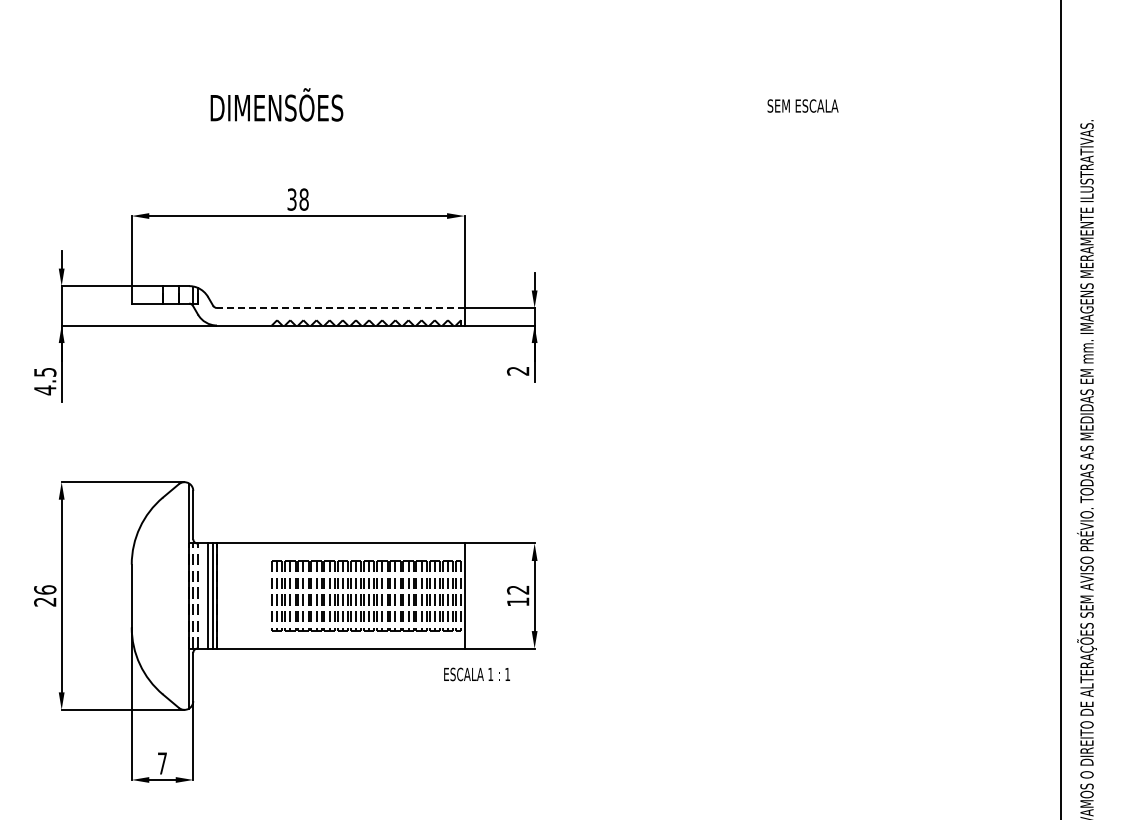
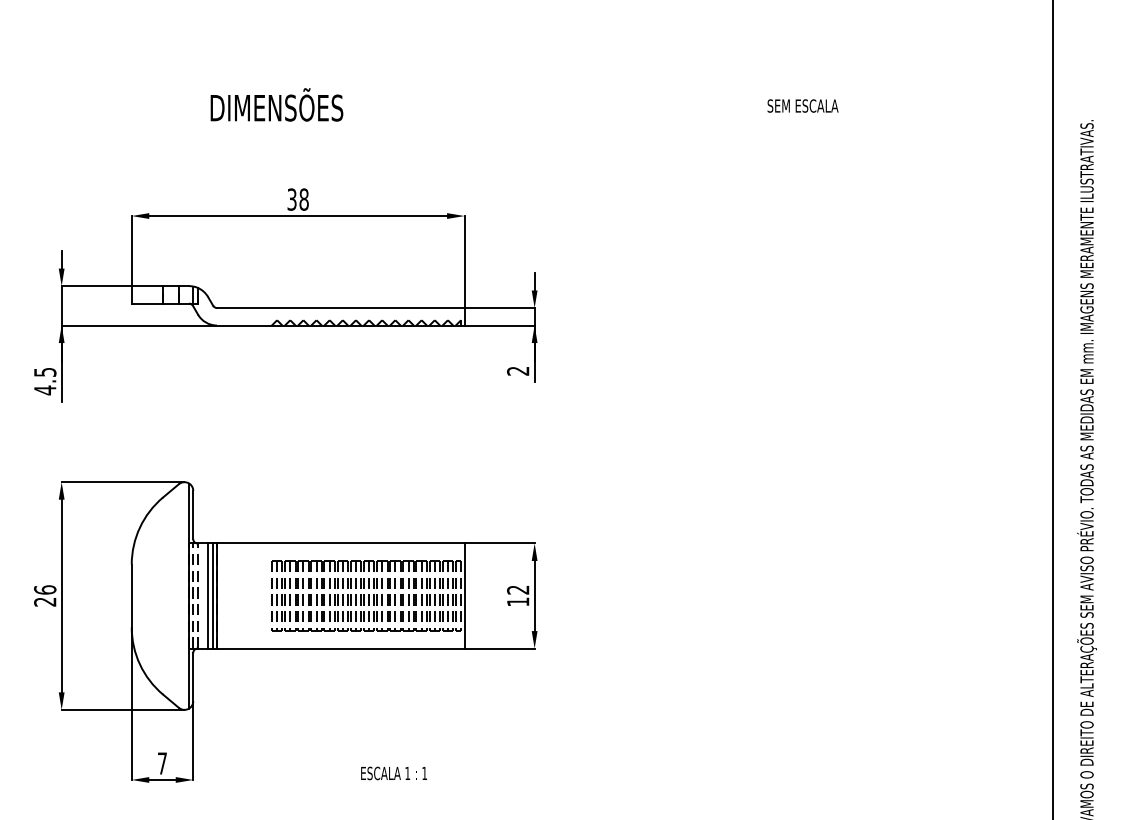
line: dashed -> solid (340, 308)
line position: (1061, 409) -> (1053, 409) (1053, 409)
text position: (476, 674) -> (393, 773) (393, 773)
